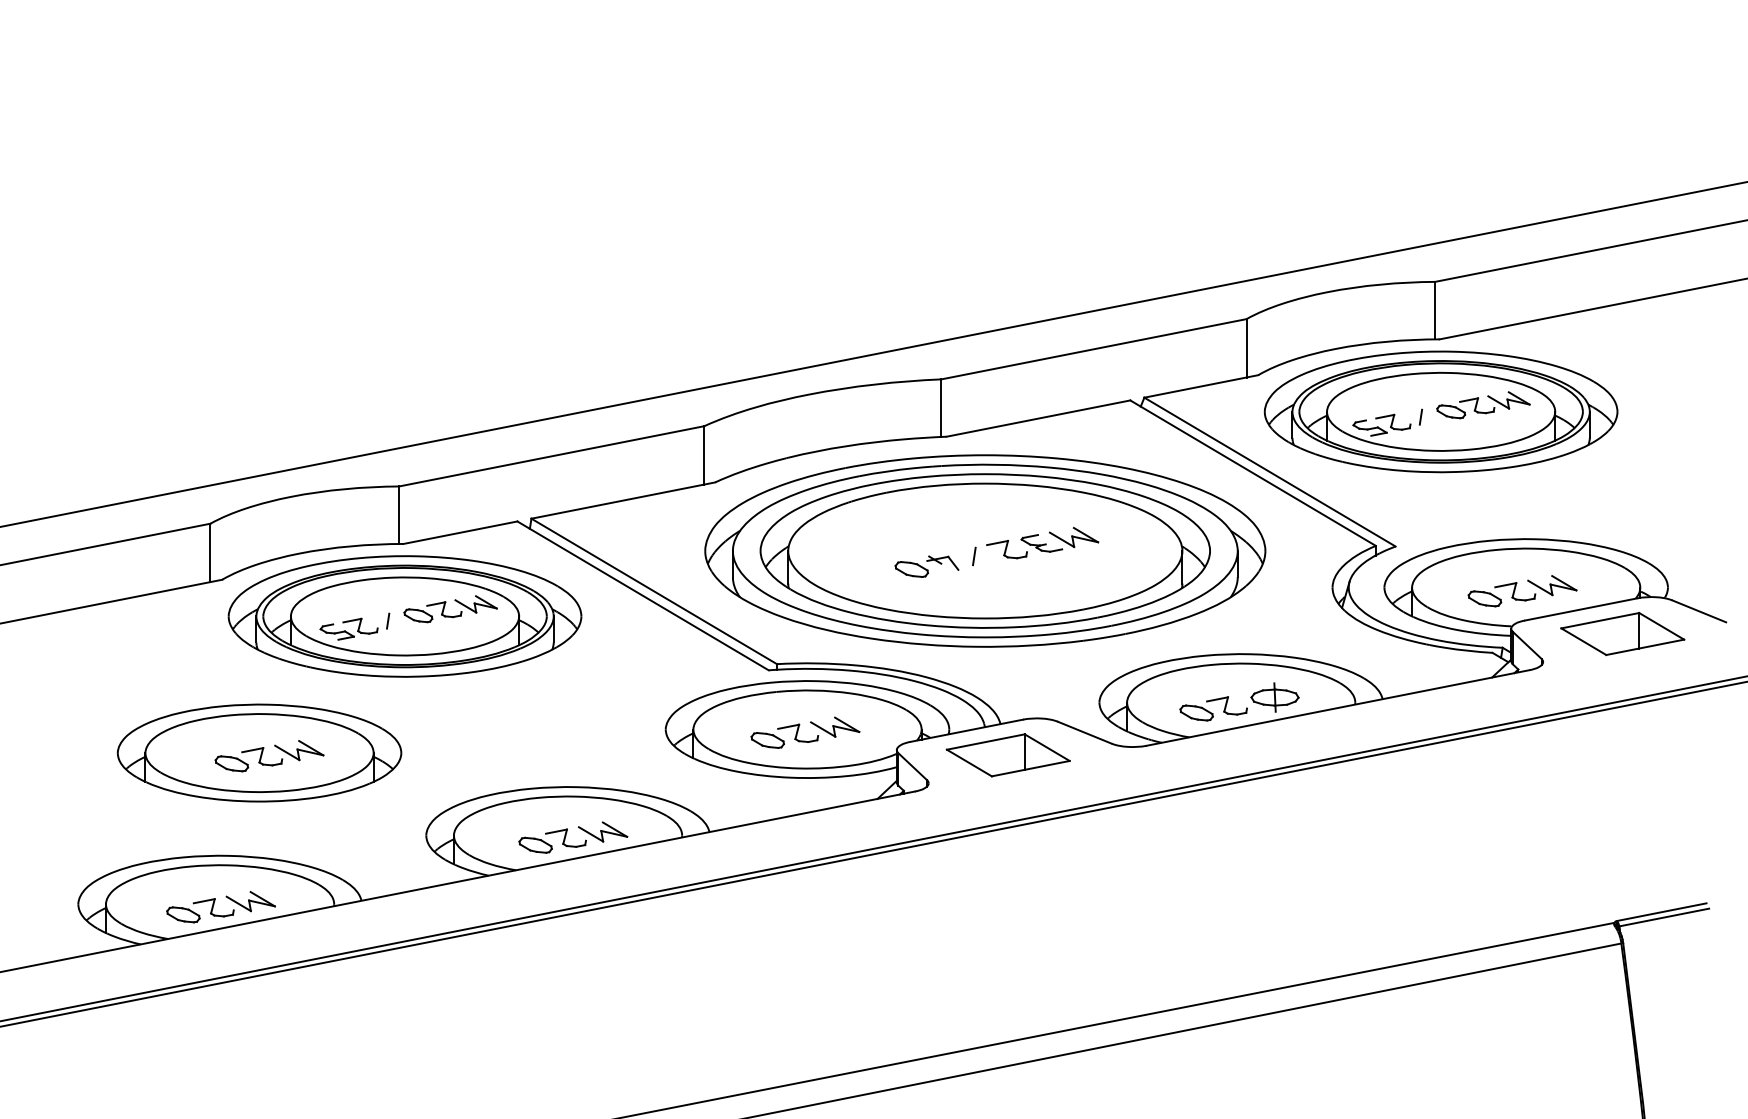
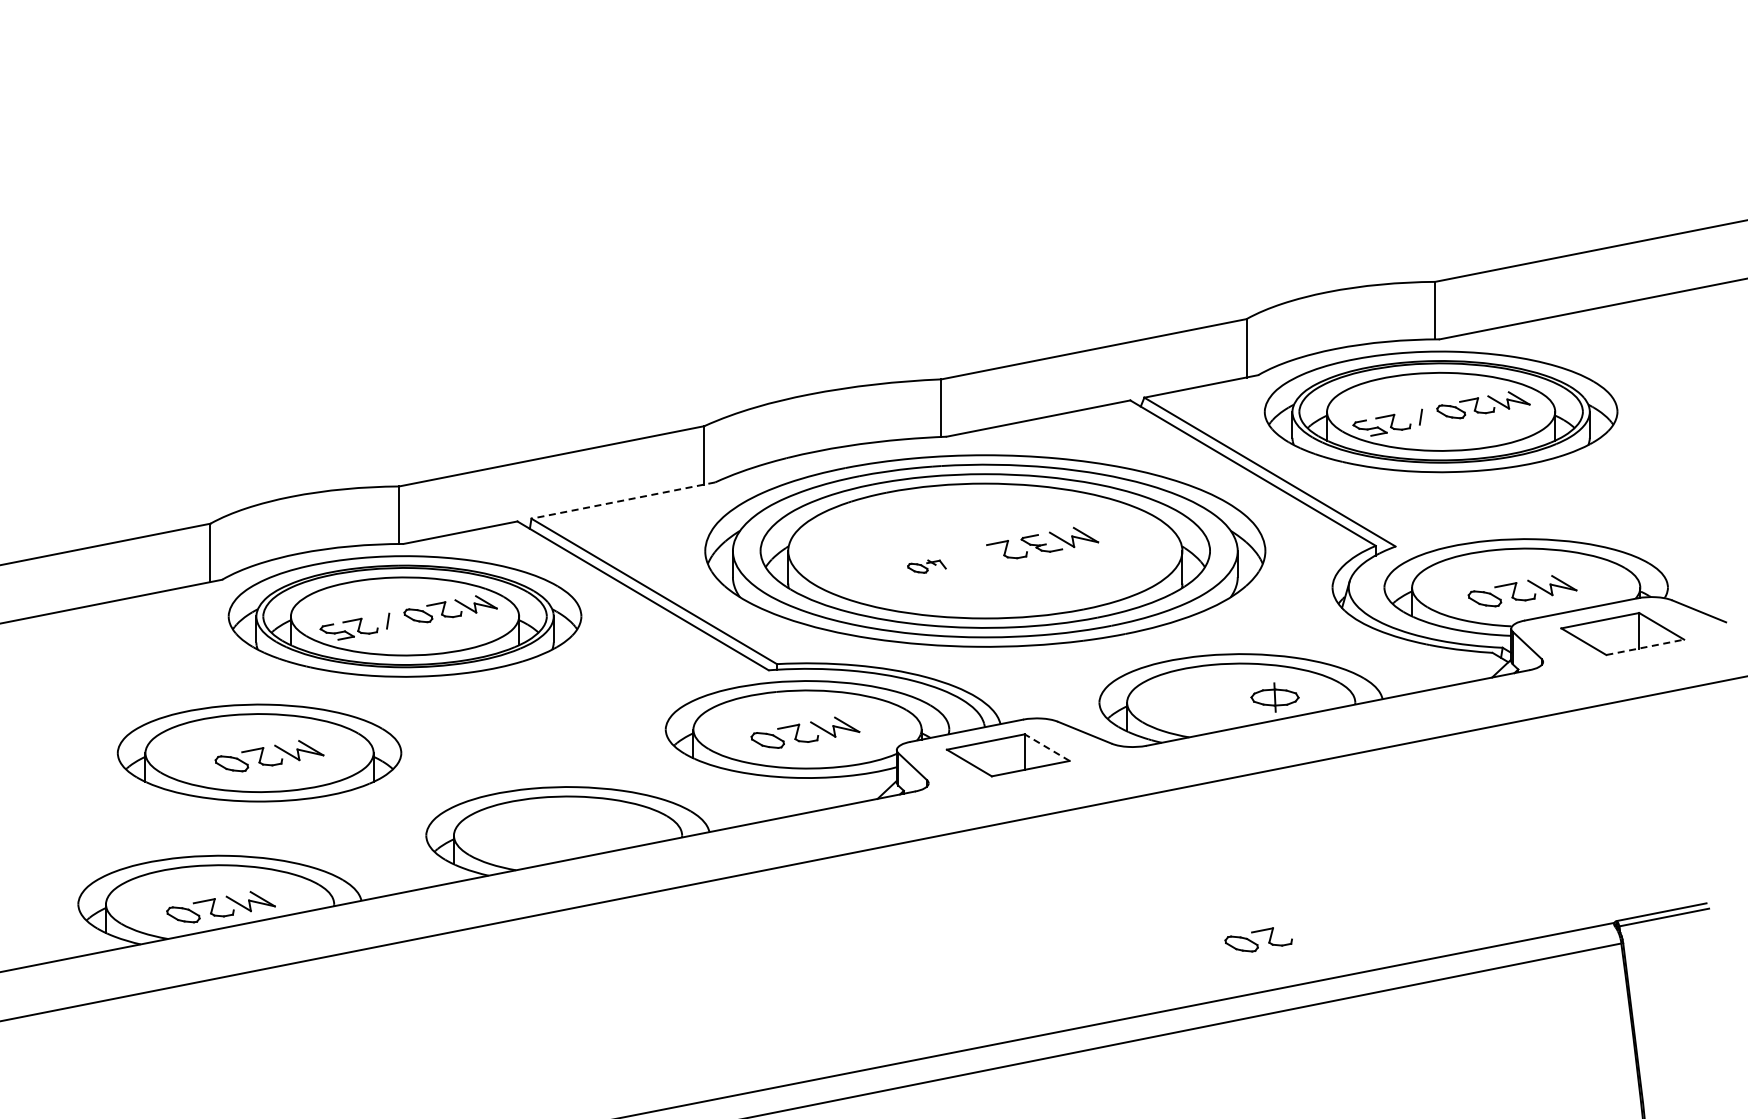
line: present -> none (873, 354)
line: solid -> dashed (623, 500)
line: present -> none (974, 556)
part size: 66x23 px -> 40x15 px (926, 566)
line: solid -> dashed (1645, 647)
part position: (1213, 708) -> (1258, 939) (1258, 939)
line: solid -> dashed (1046, 747)
part: present -> none (566, 836)
line: present -> none (873, 854)
